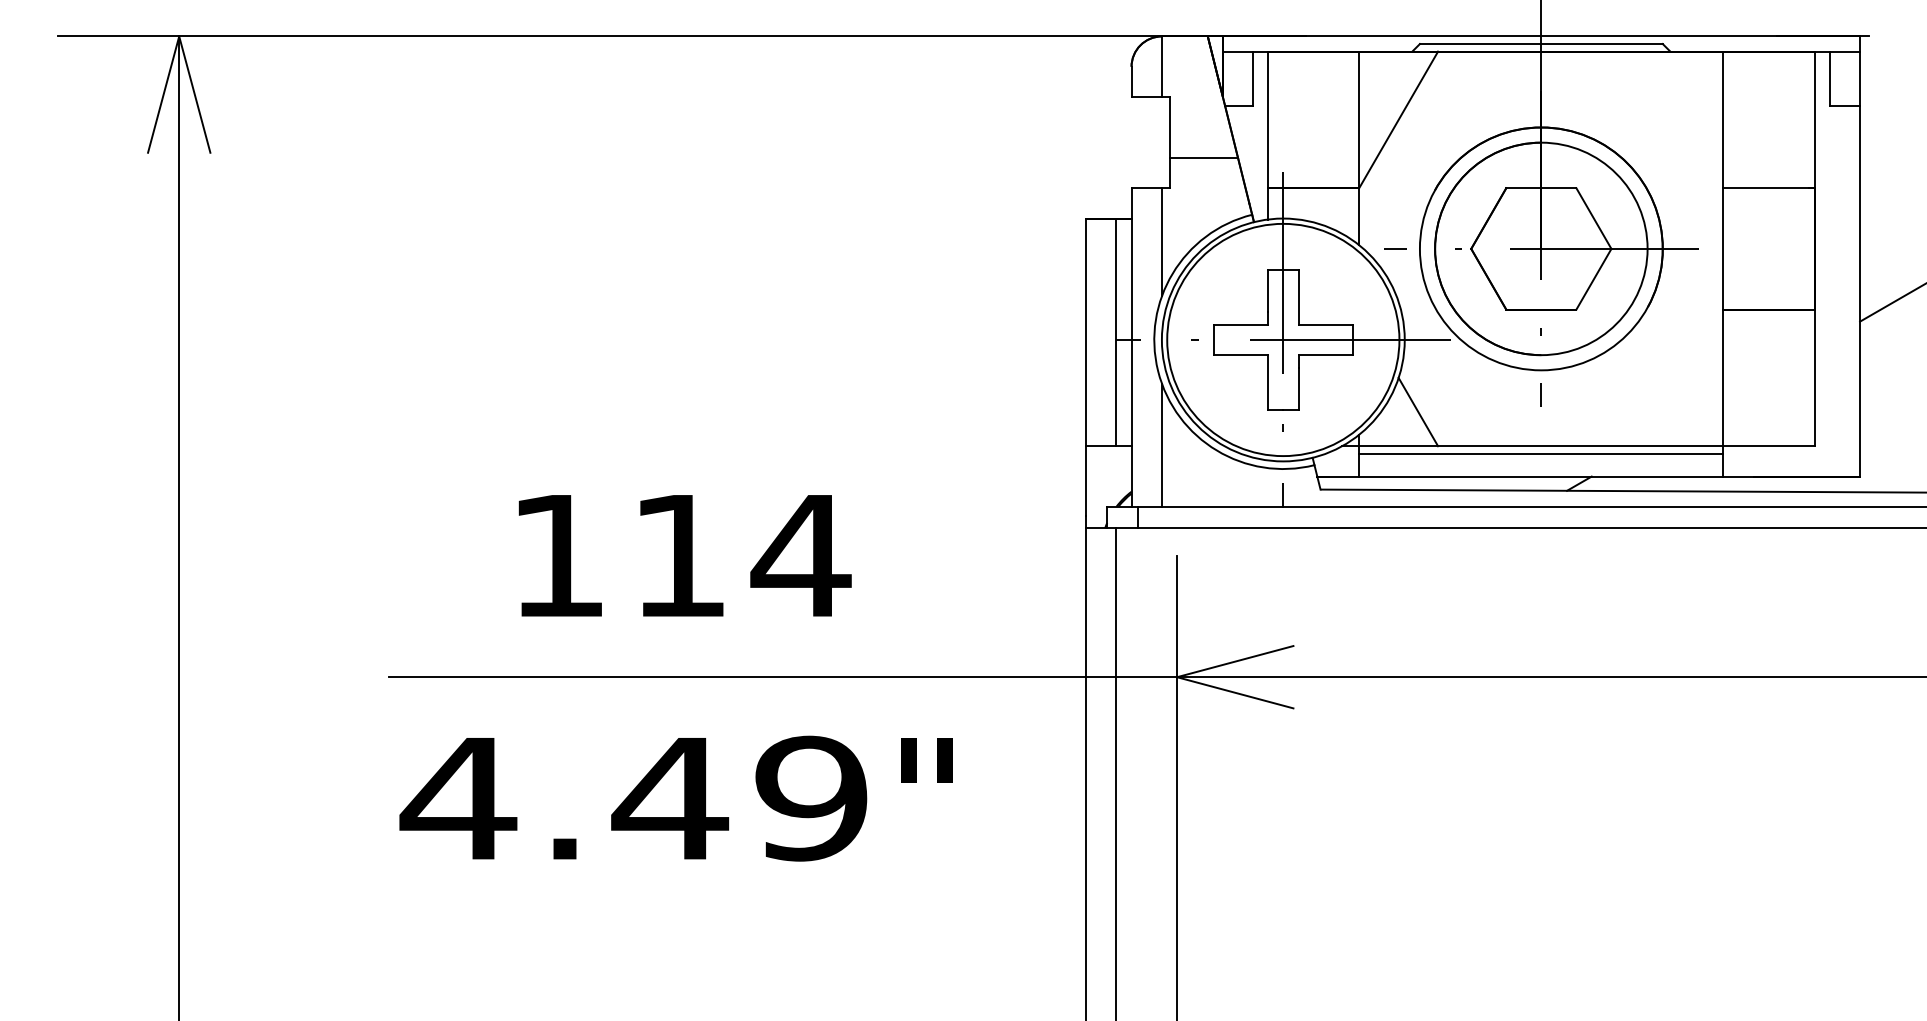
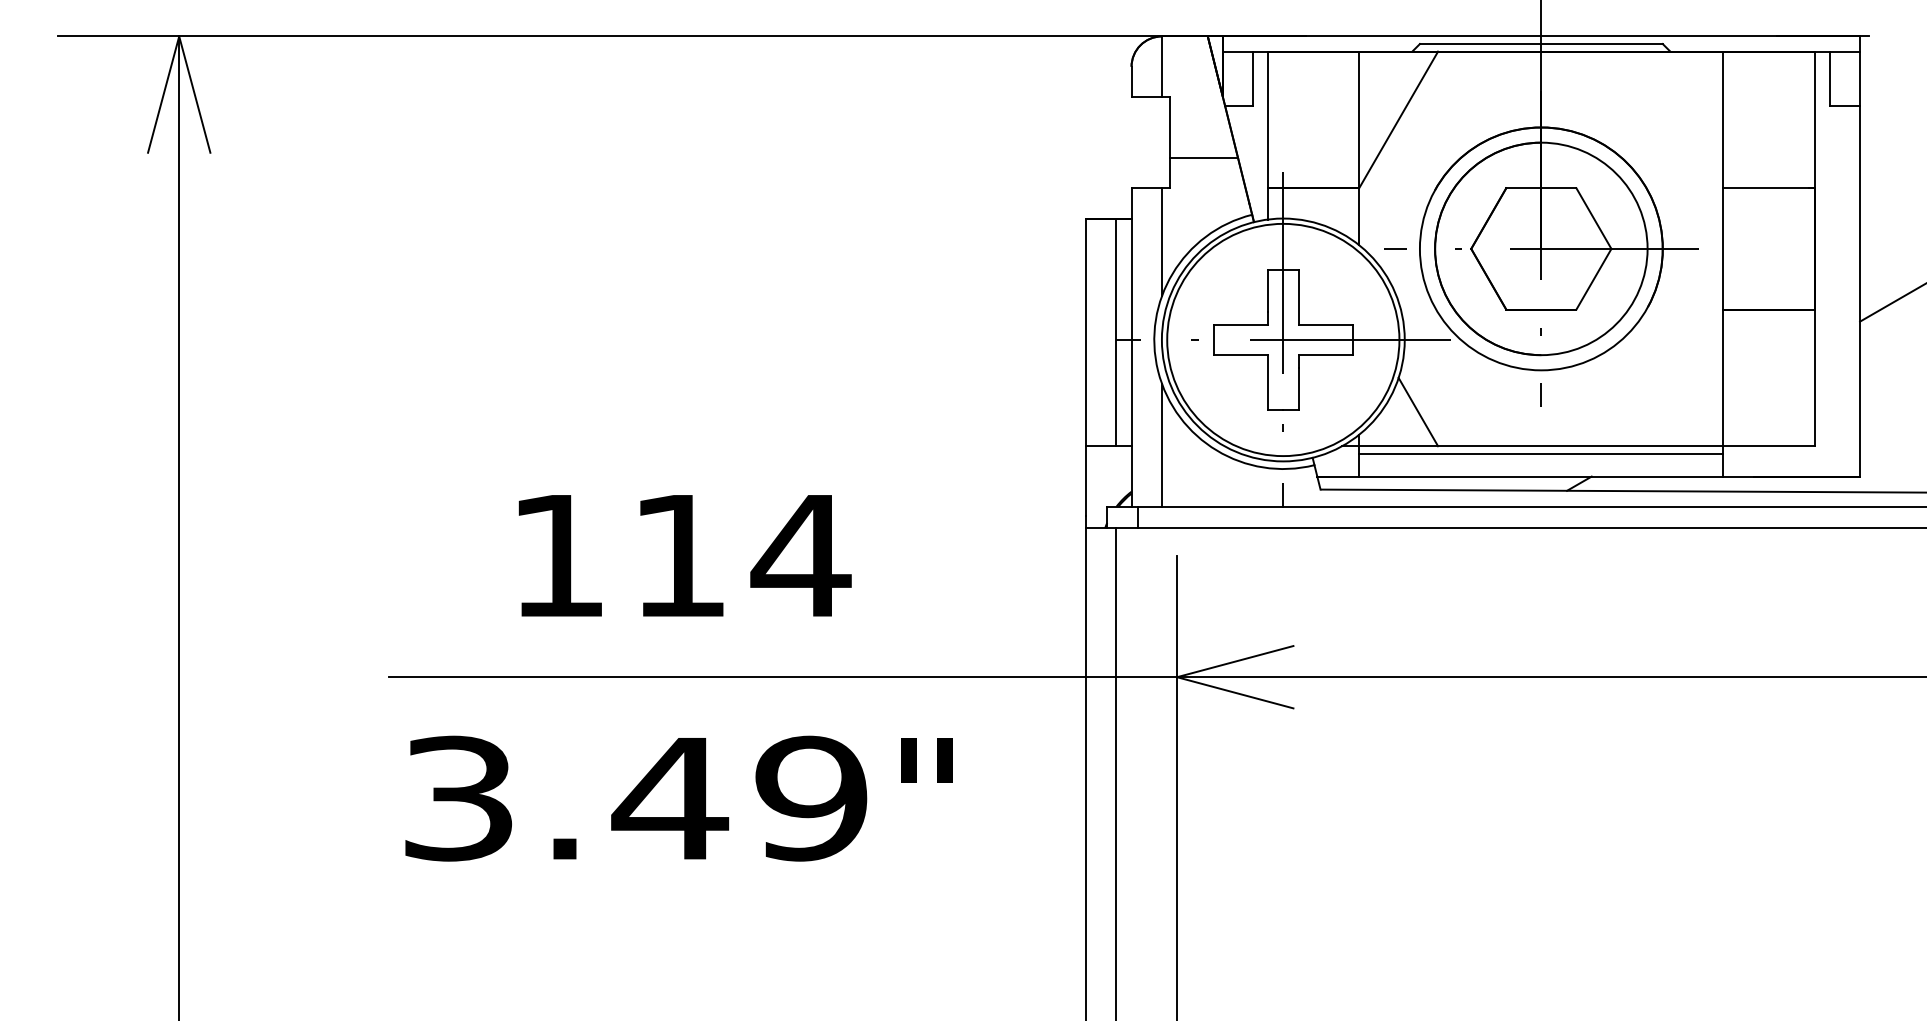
text: 4.49 -> 3.49 (458, 798)
